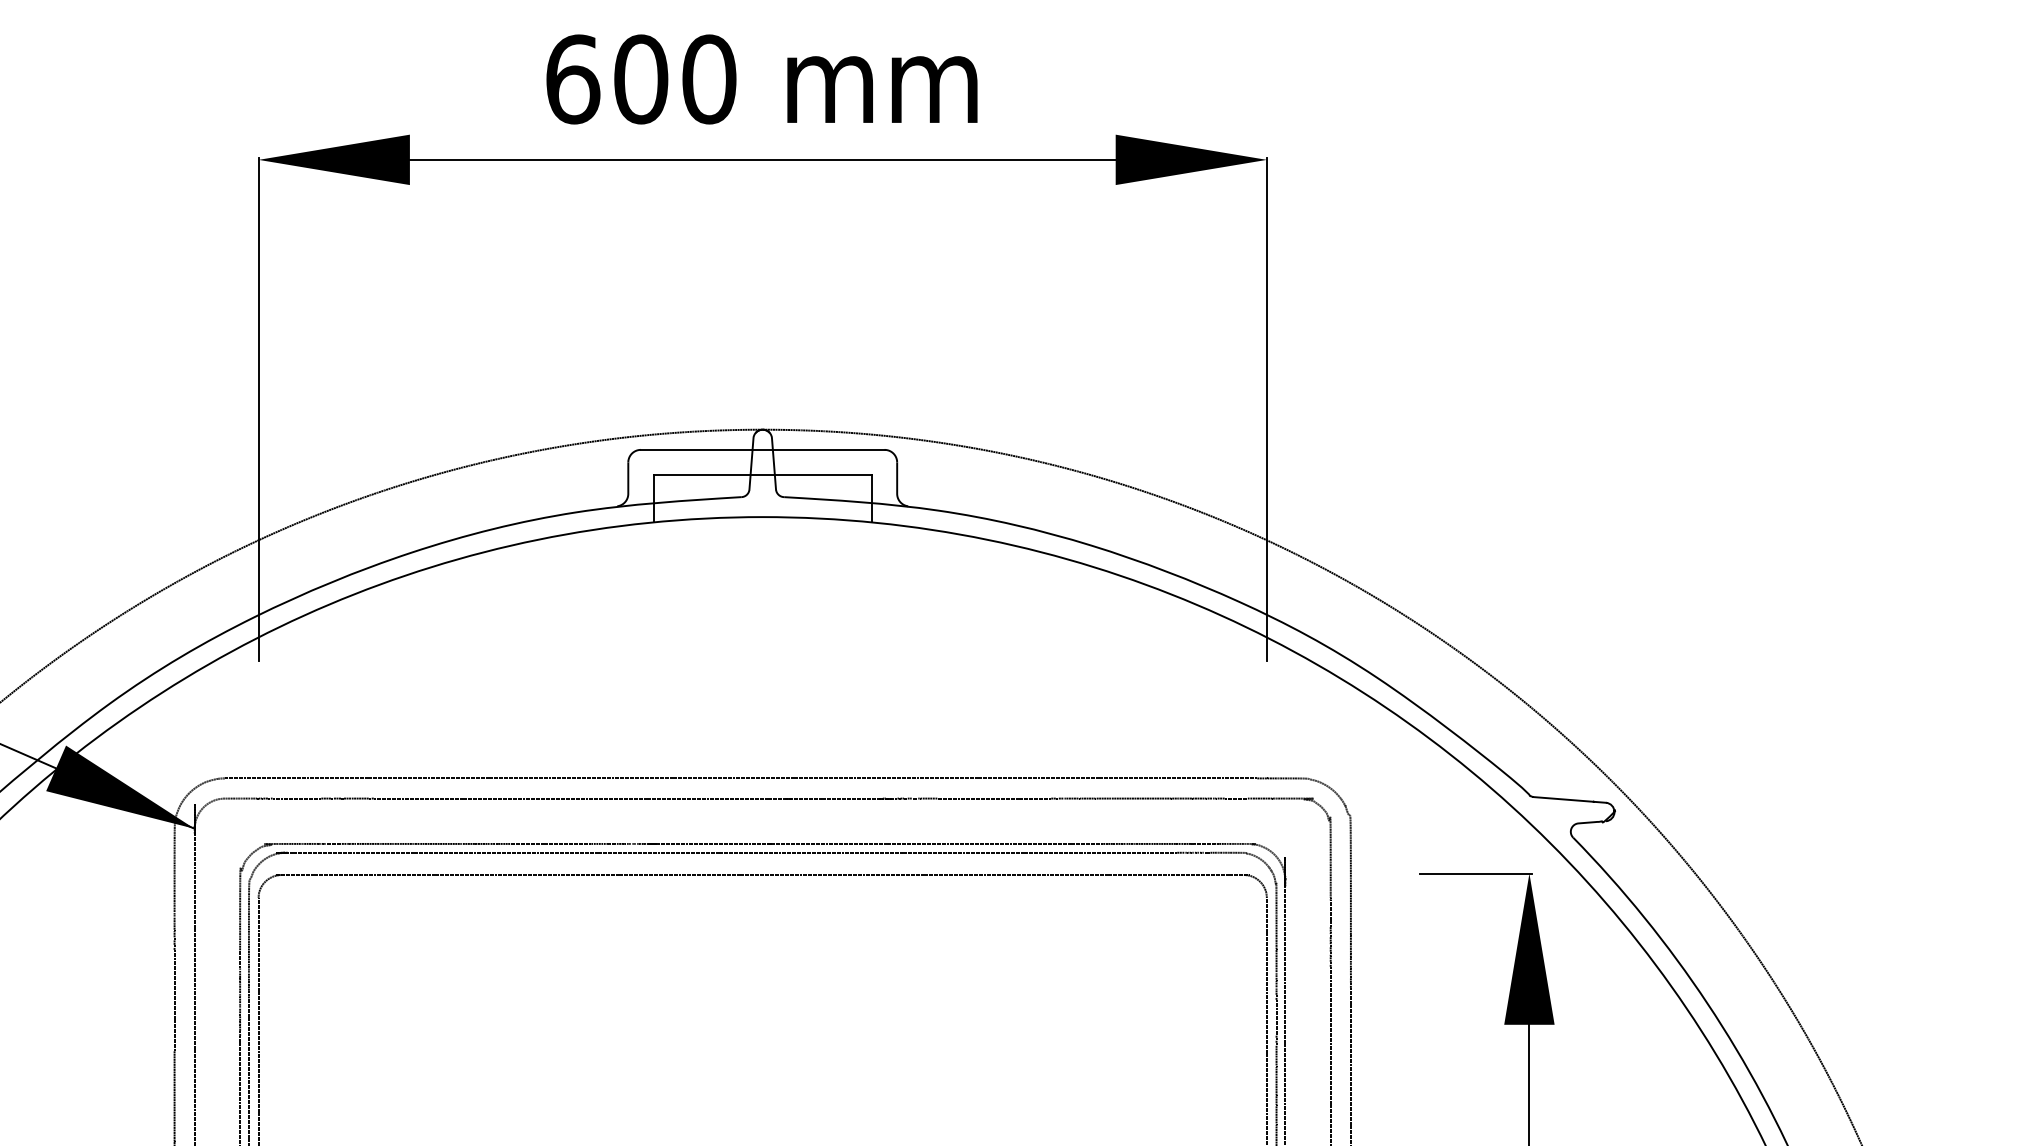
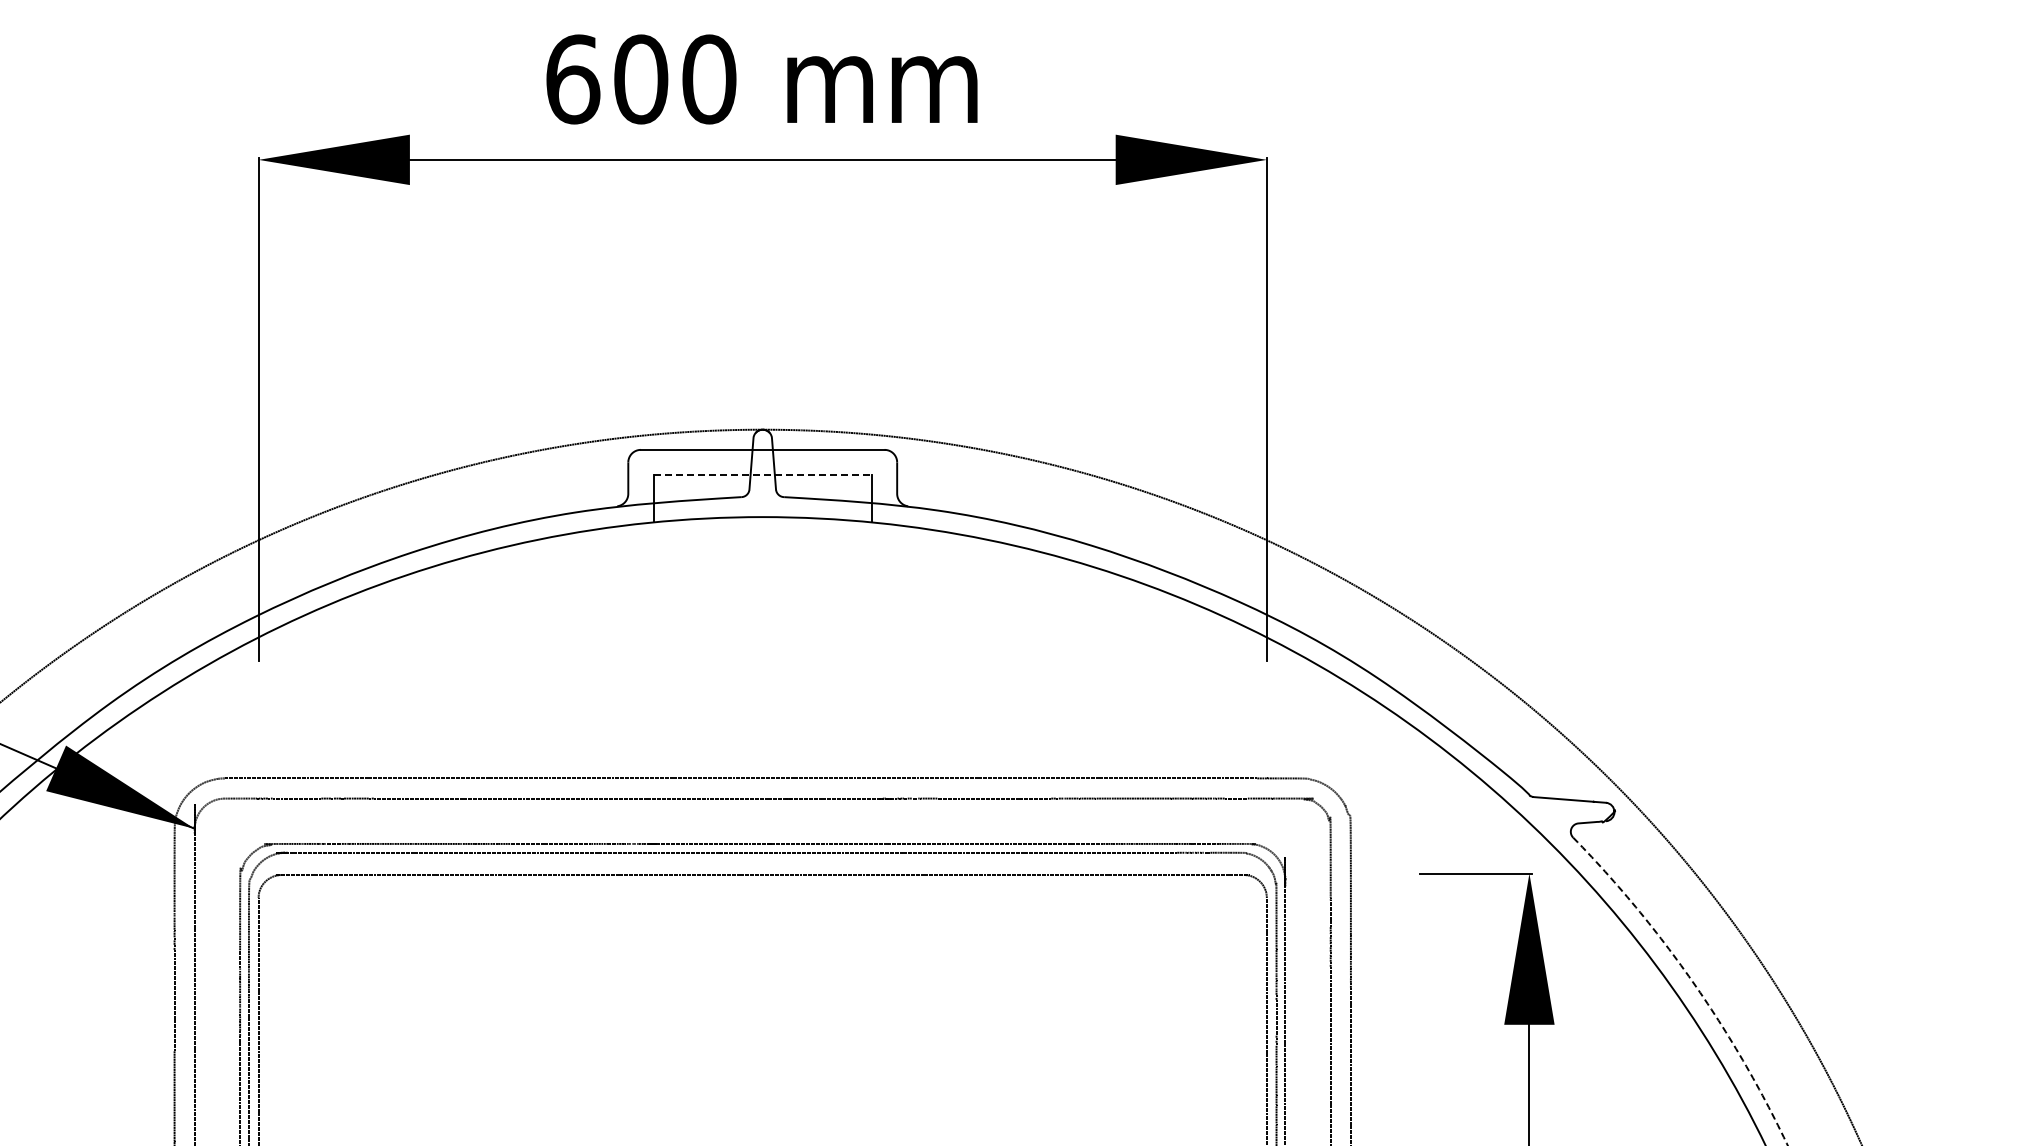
line: solid -> dashed (763, 475)
arc: solid -> dashed (1693, 983)
